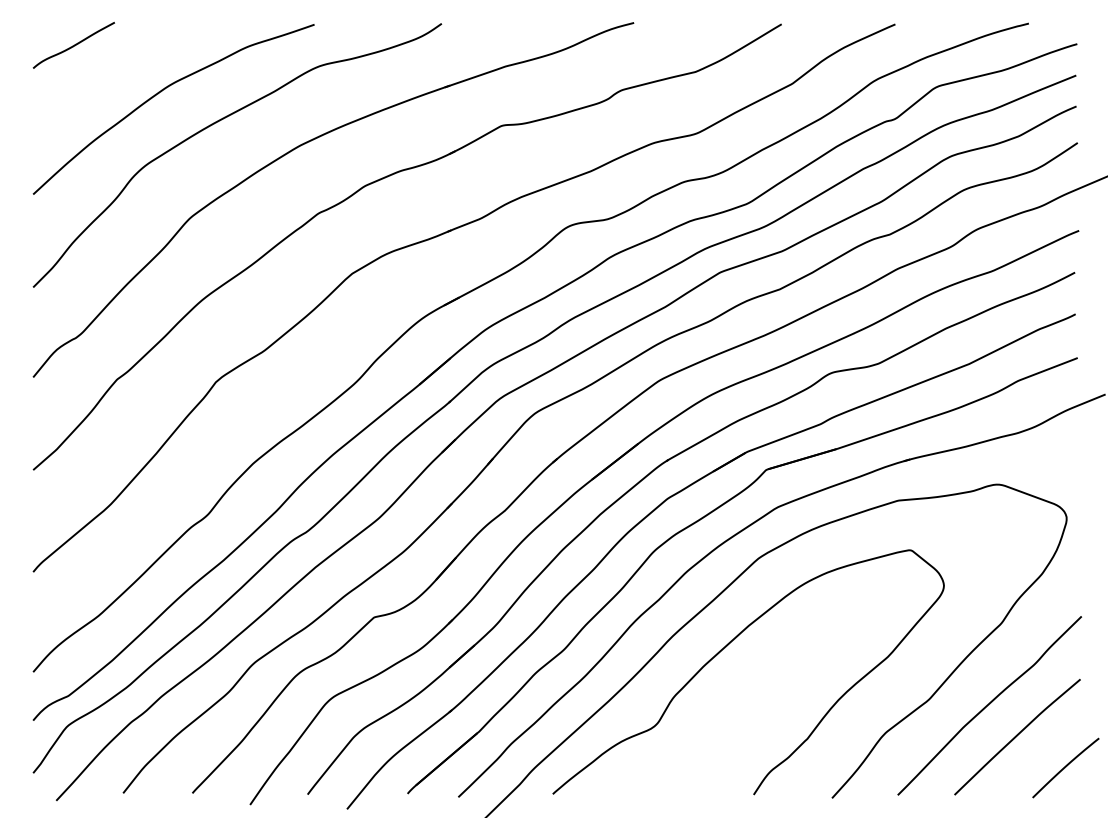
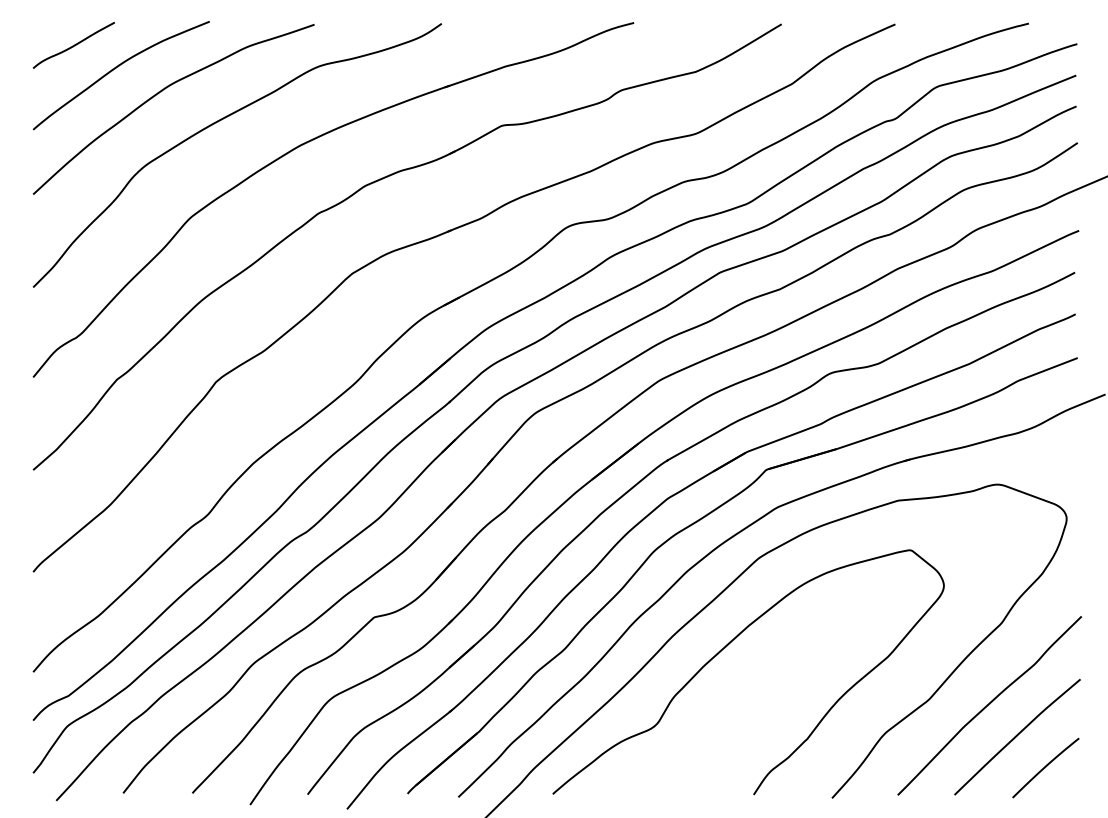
curve: none -> present (115, 69)
curve position: (1065, 767) -> (1045, 767) (1045, 767)
